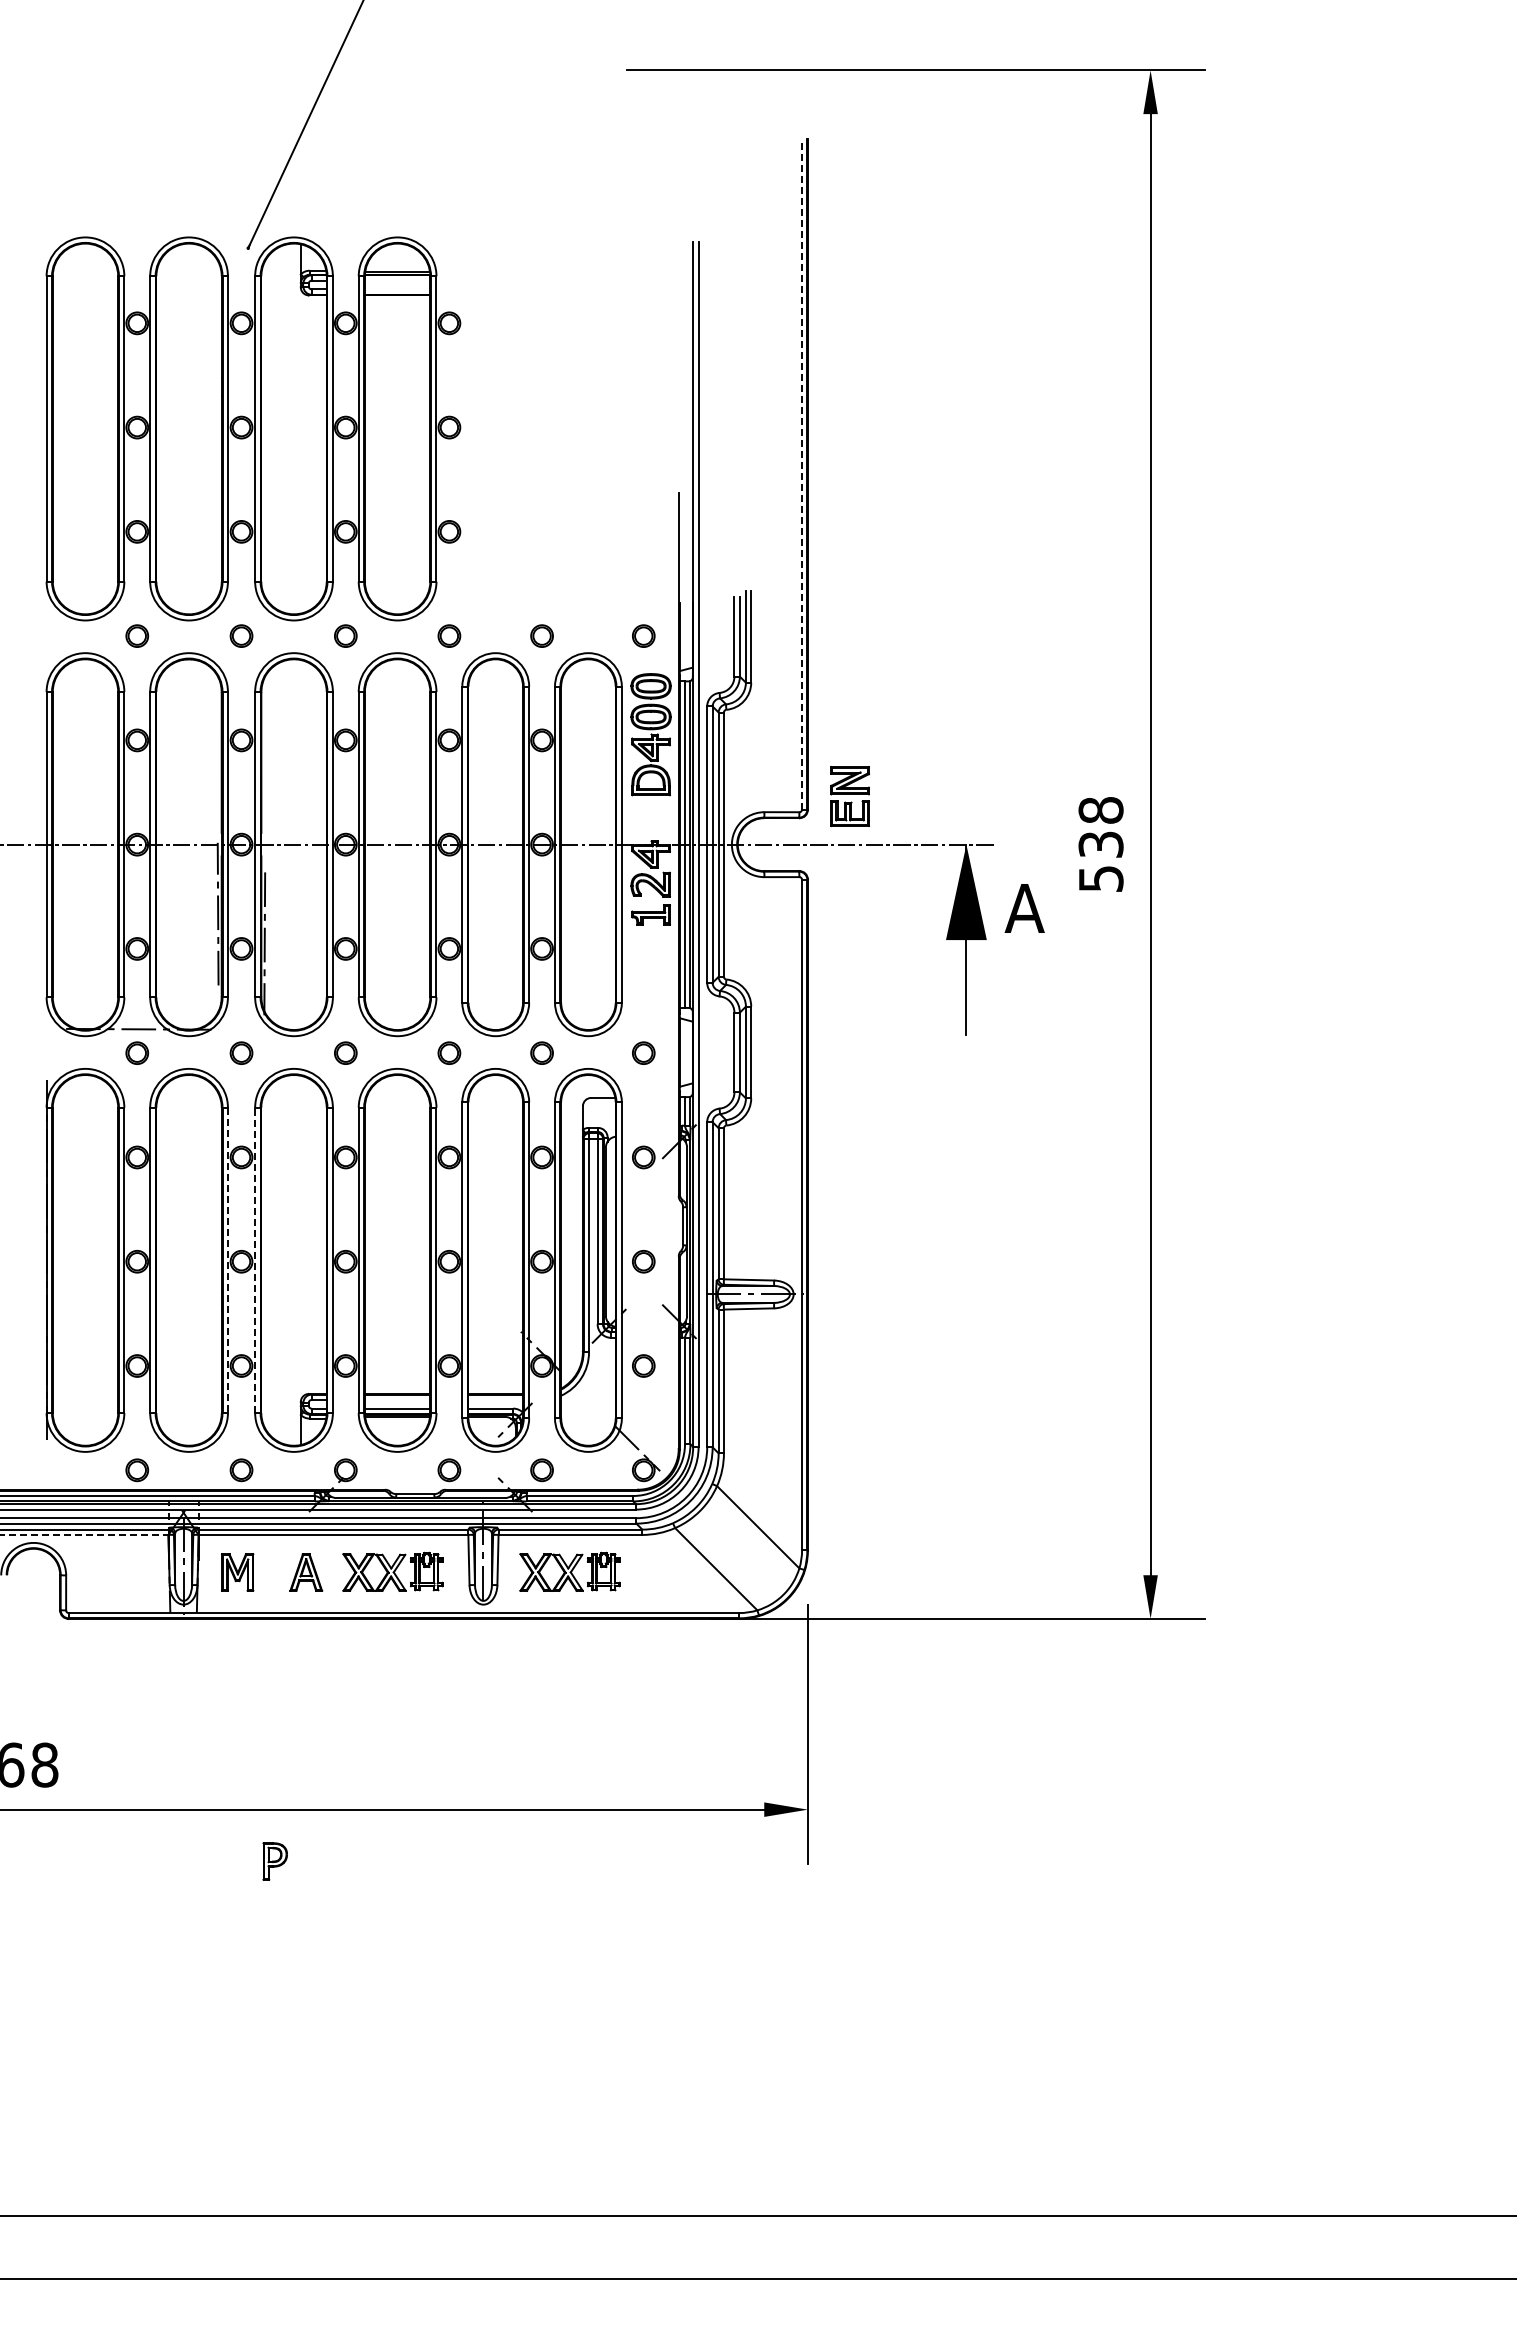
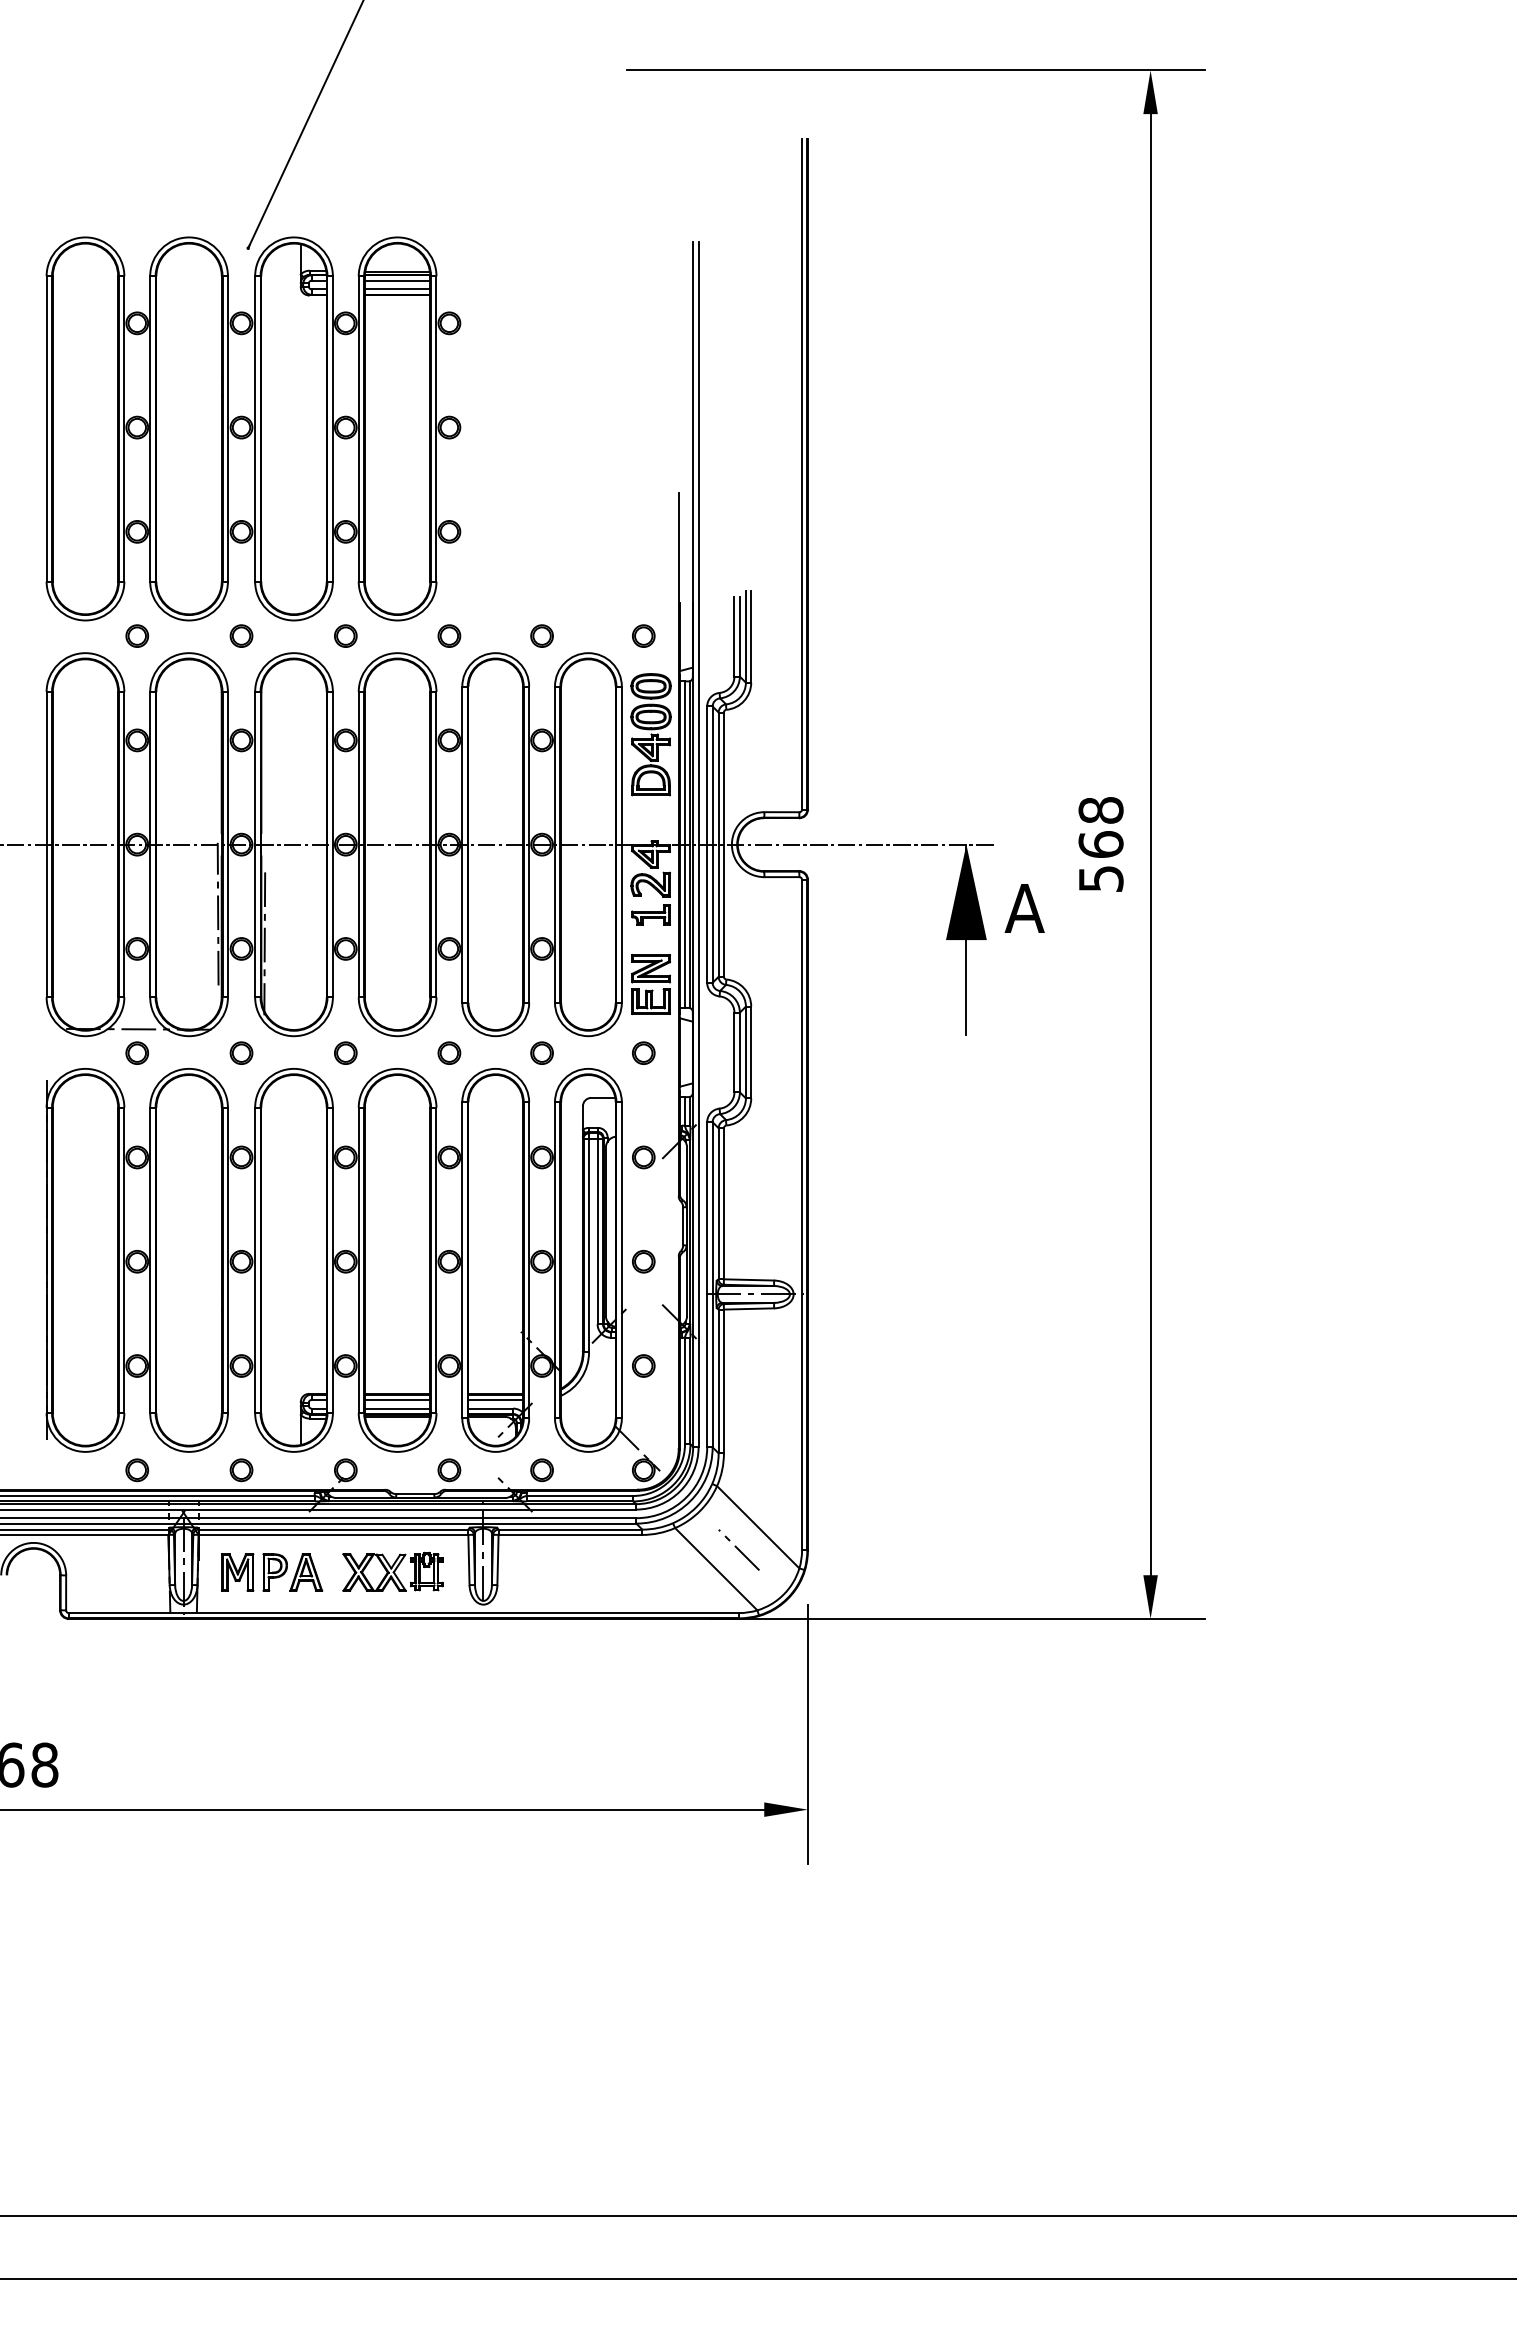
line: none -> present (397, 280)
line: none -> present (397, 289)
line: dashed -> solid (802, 473)
part position: (849, 796) -> (650, 984) (650, 984)
text: 538 -> 568 (1100, 844)
line: dashed -> solid (227, 1260)
line: dashed -> solid (255, 1260)
line: none -> present (397, 1400)
line: none -> present (495, 1400)
line: dashed -> solid (84, 1534)
line: none -> present (738, 1549)
part: present -> none (569, 1571)
part position: (274, 1861) -> (274, 1572) (274, 1572)
